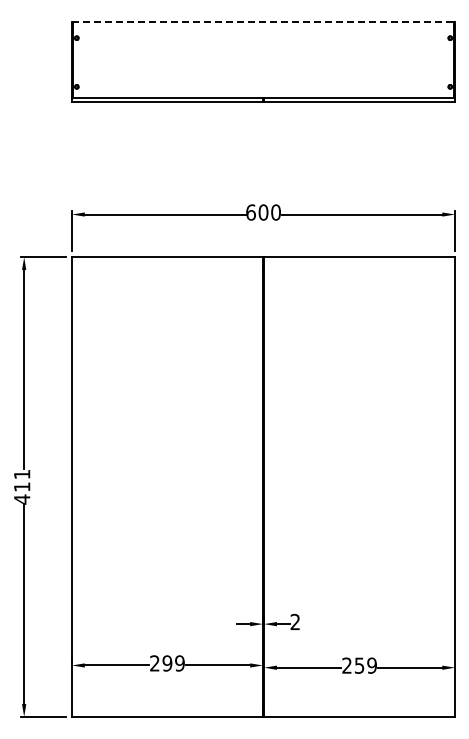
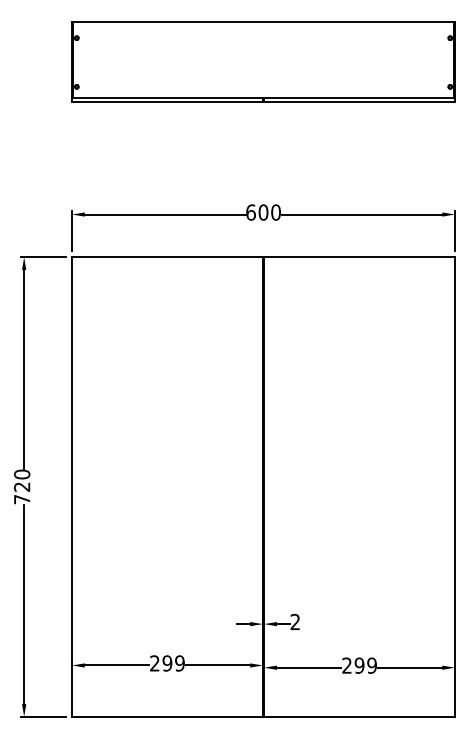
line: dashed -> solid (263, 22)
text: 411 -> 720 (22, 486)
text: 259 -> 299 (359, 665)
